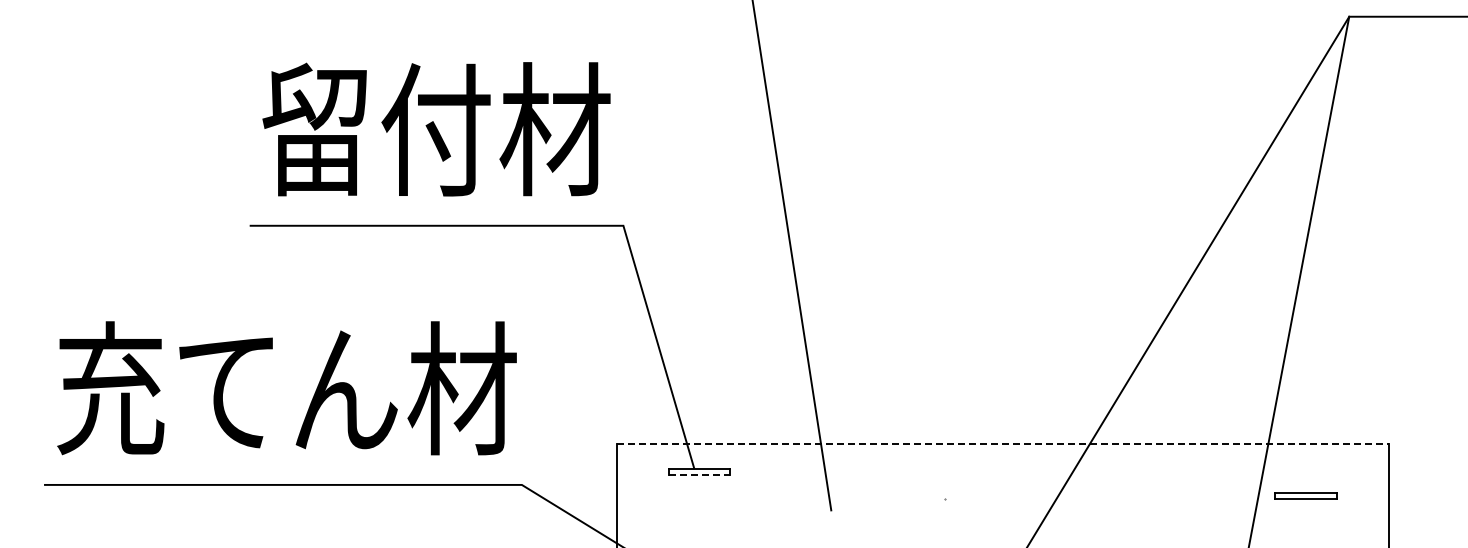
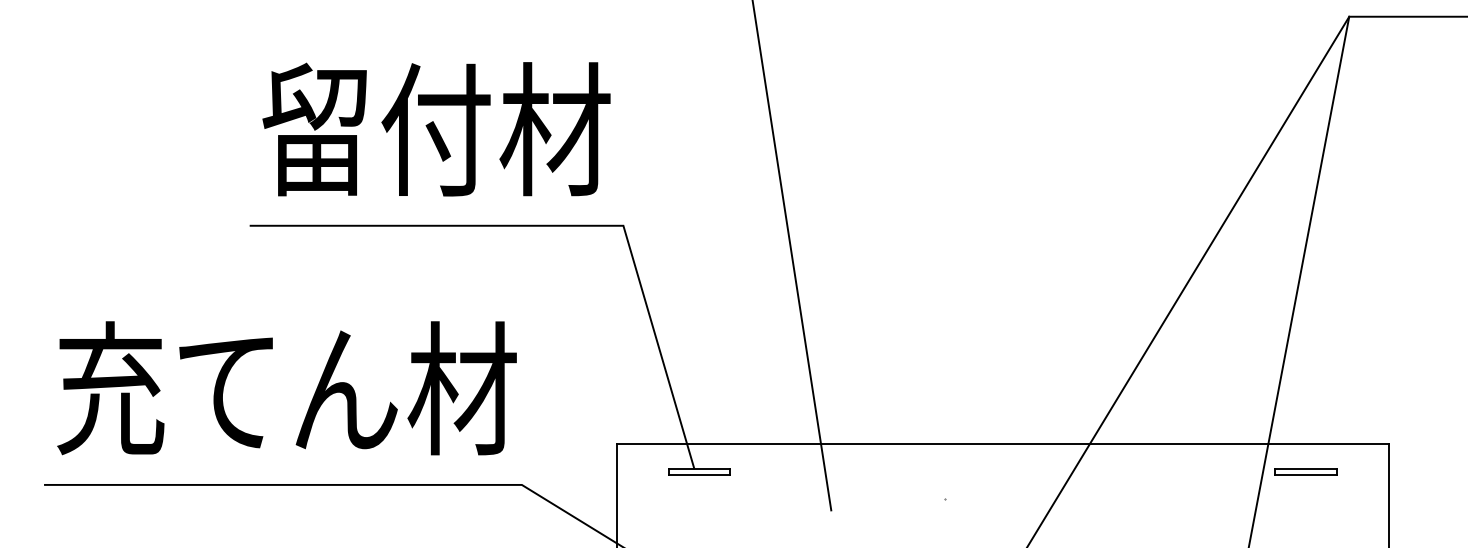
line: dashed -> solid (1002, 443)
line: dashed -> solid (699, 474)
part position: (1305, 495) -> (1305, 471) (1305, 471)
